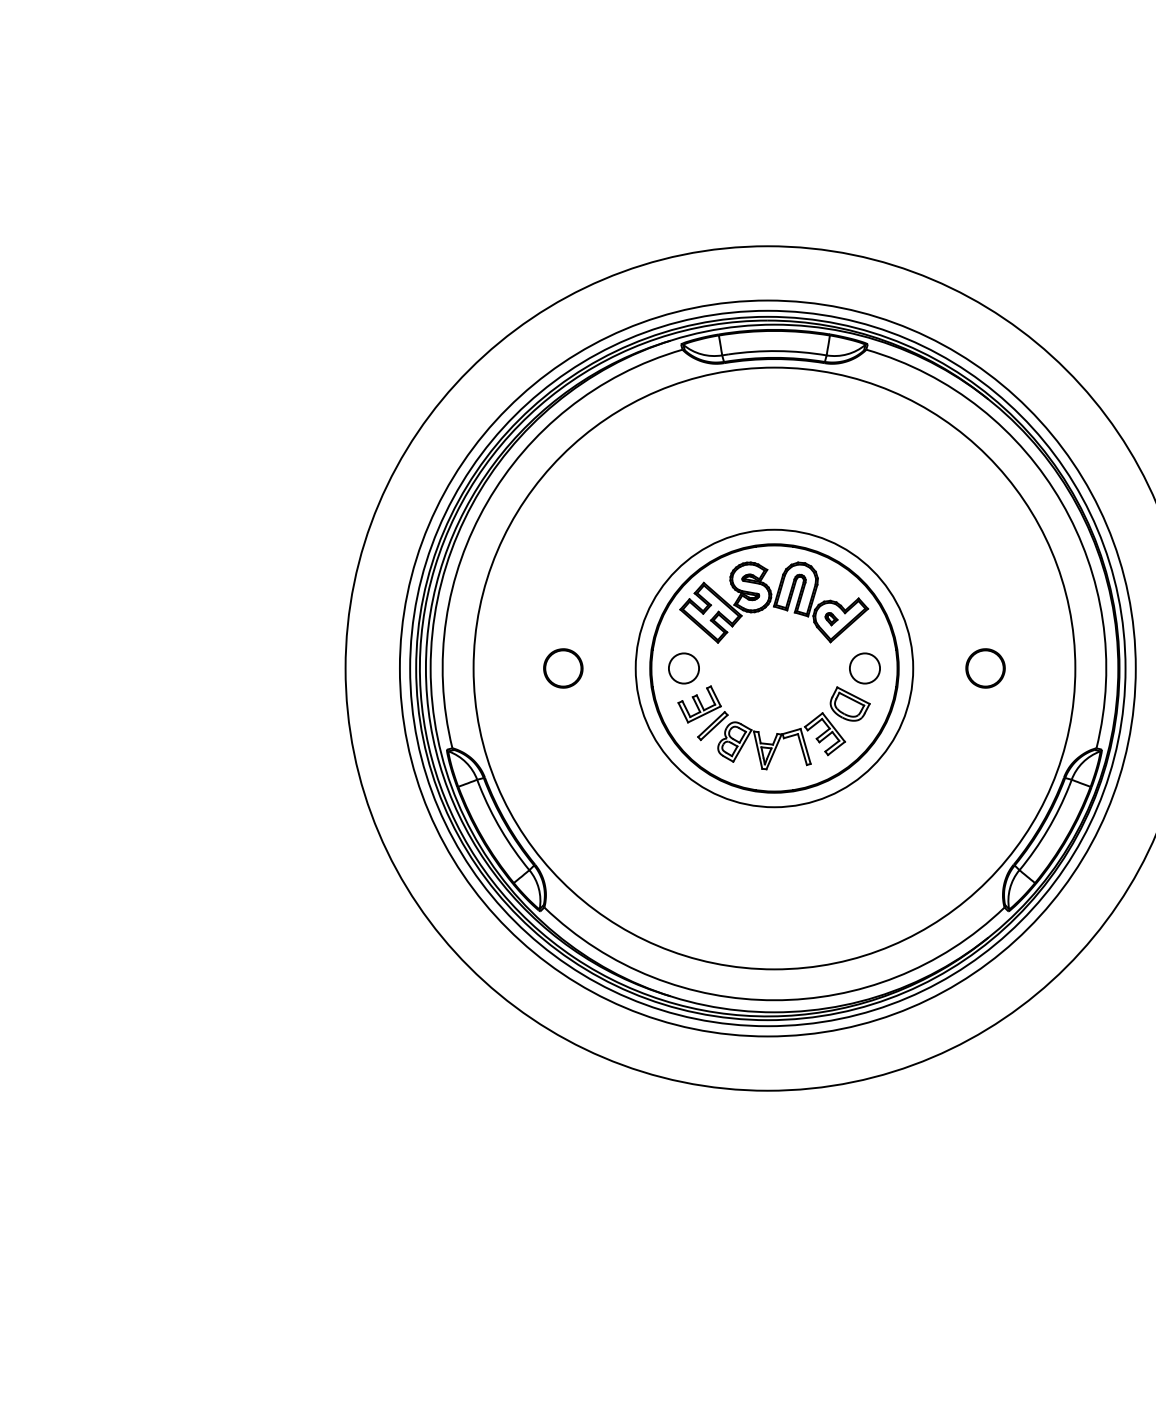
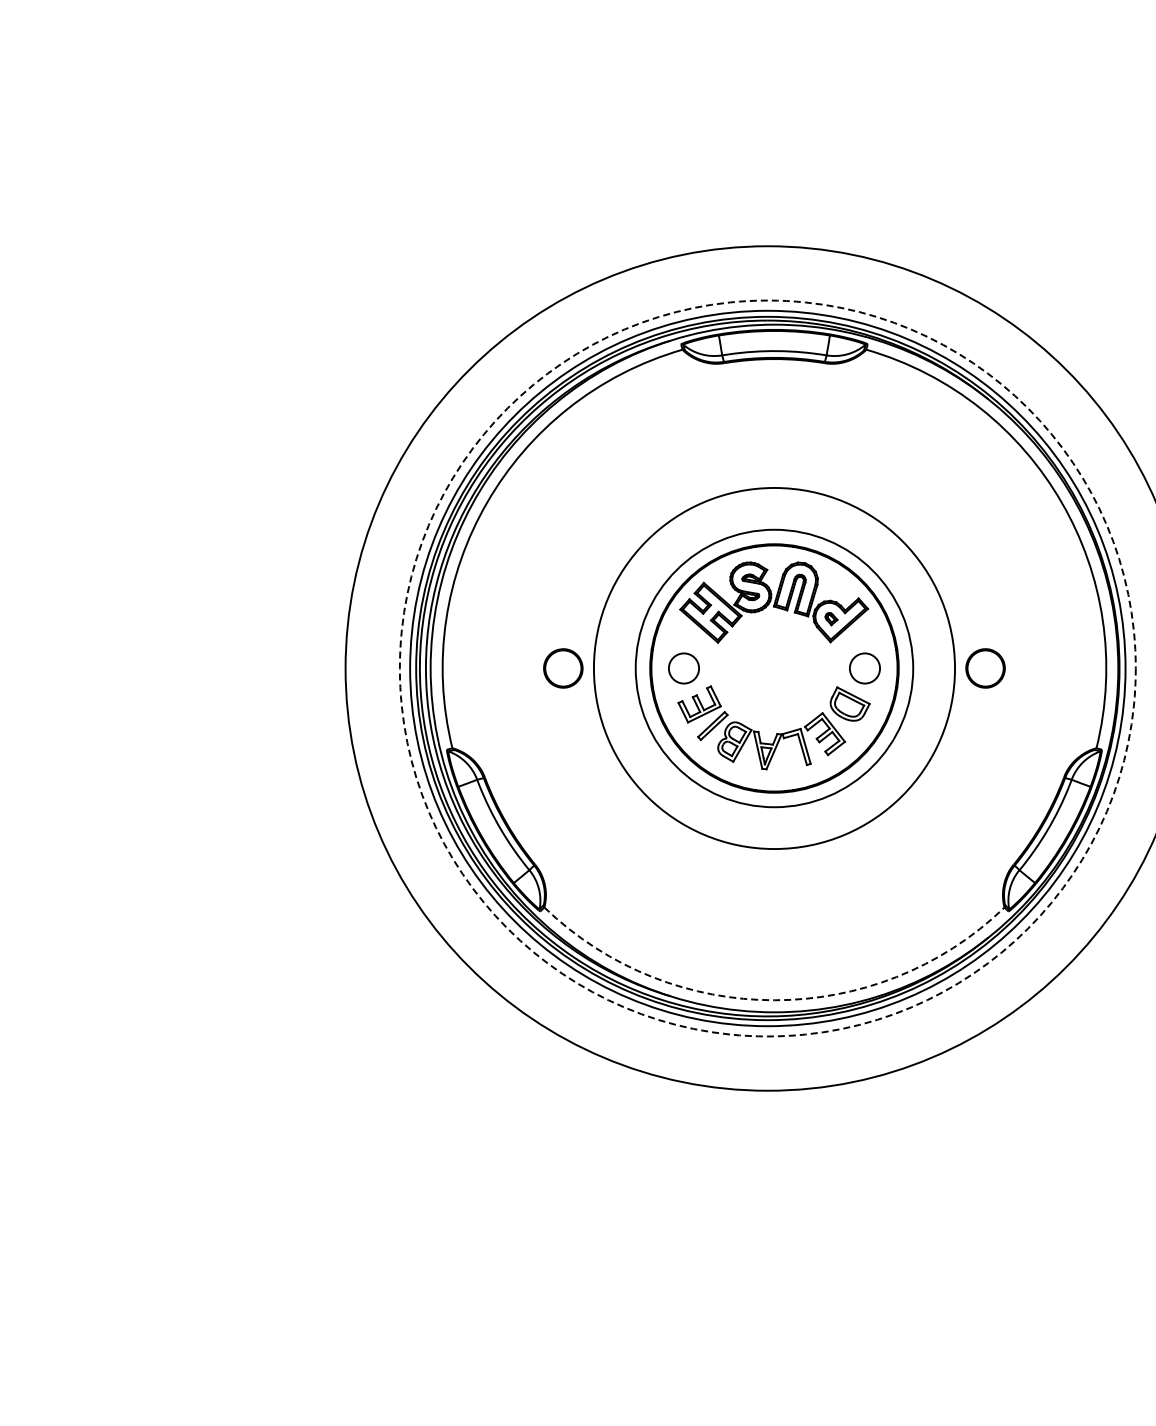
circle: solid -> dashed (767, 668)
circle diameter: 602 px -> 361 px (774, 668)
arc: solid -> dashed (774, 1000)
